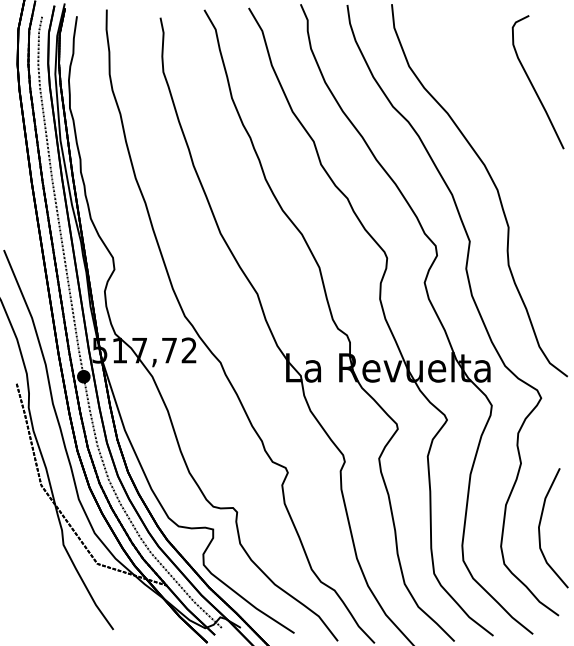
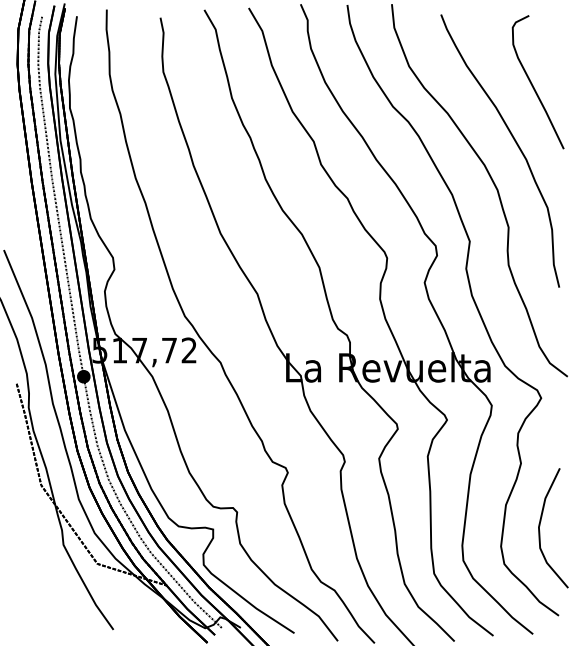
part: none -> present (515, 143)
